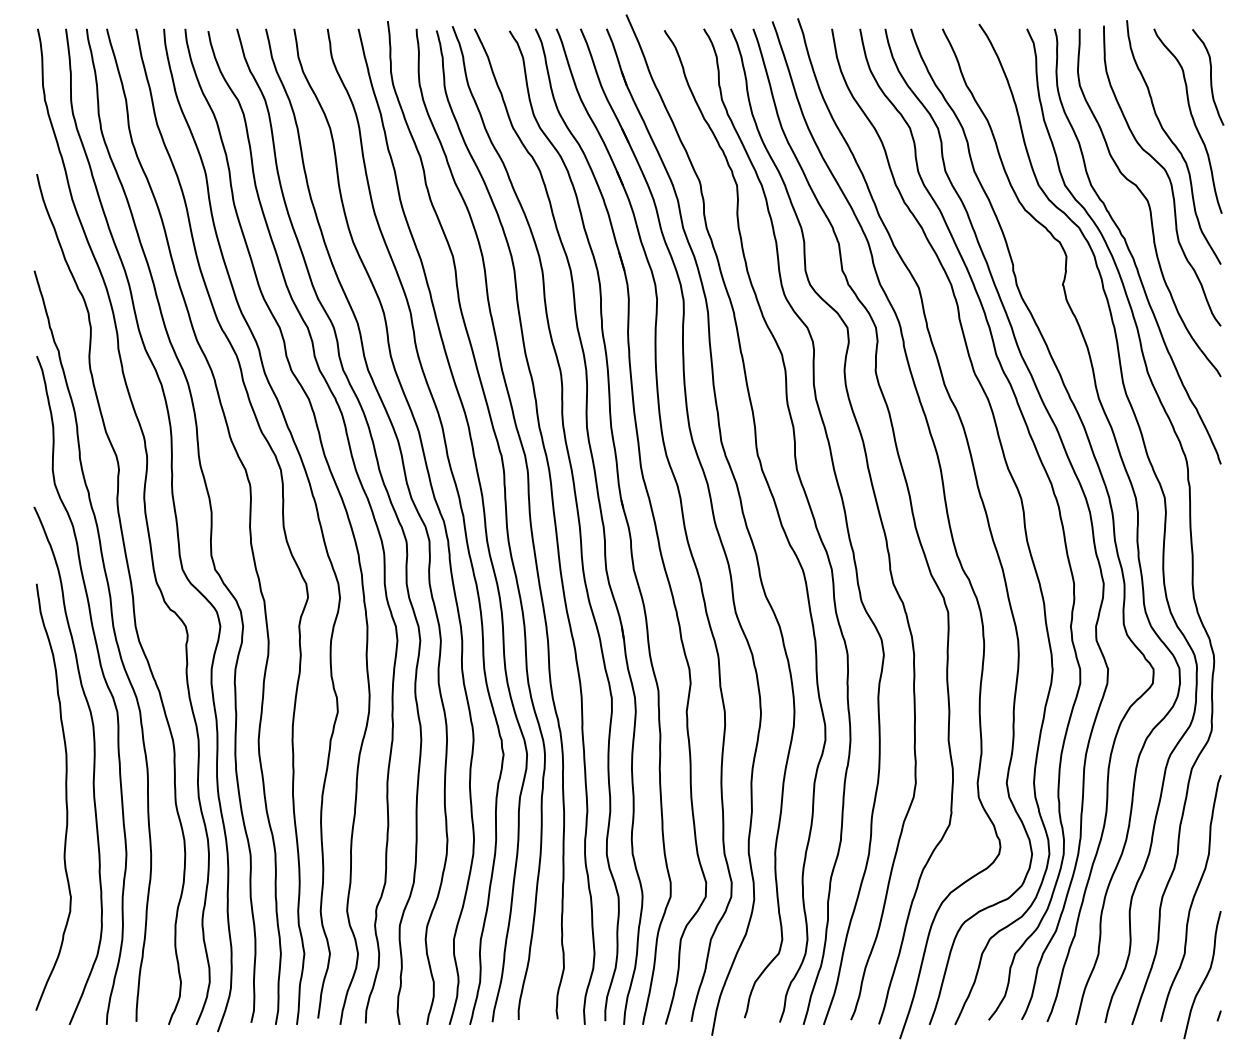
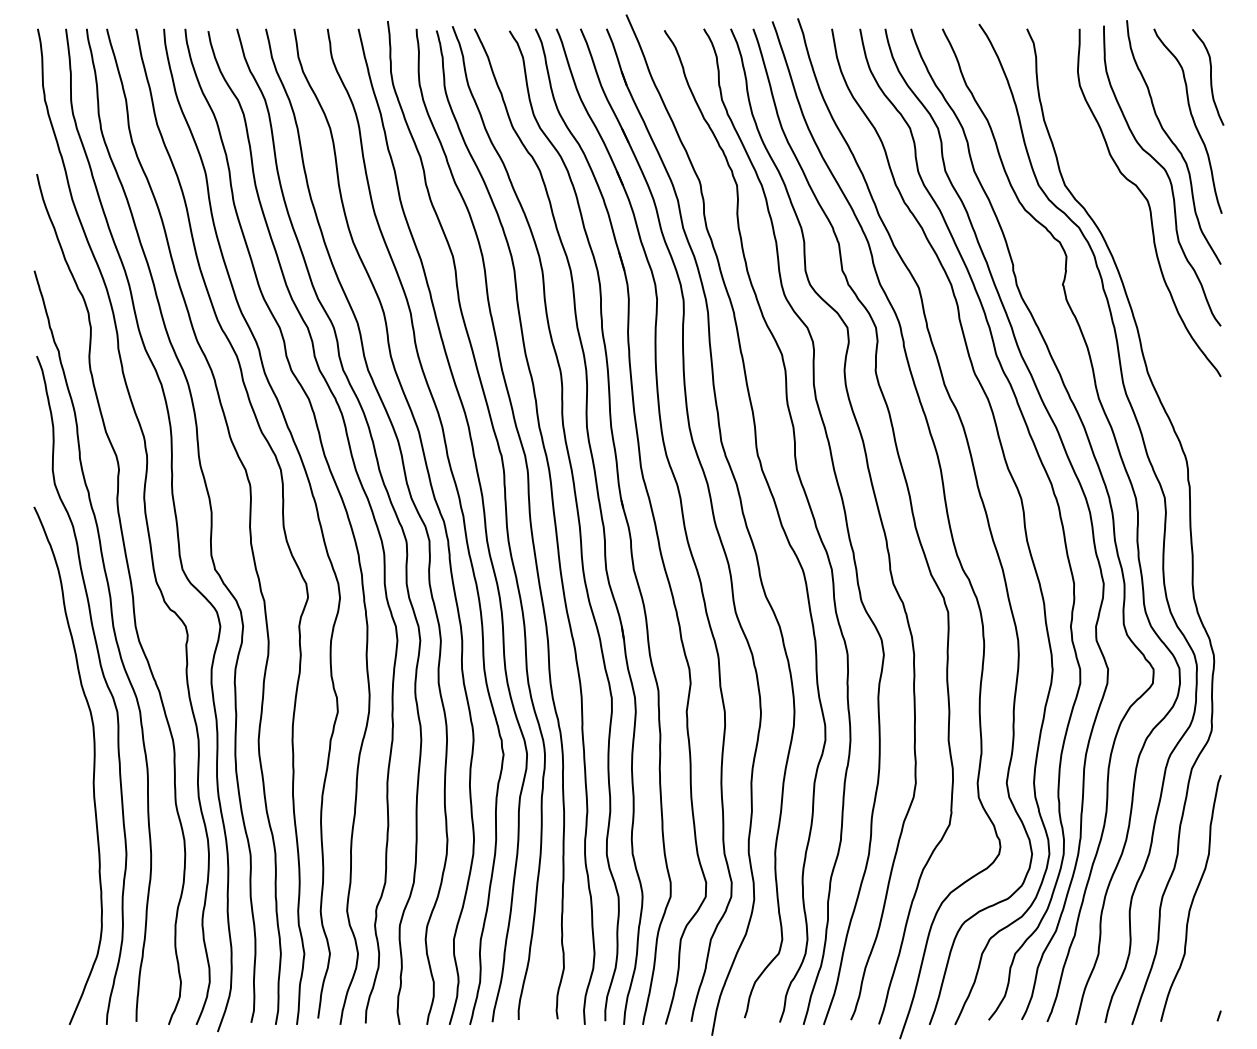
curve: present -> none (1130, 250)
curve: present -> none (65, 796)
curve: present -> none (1205, 976)
